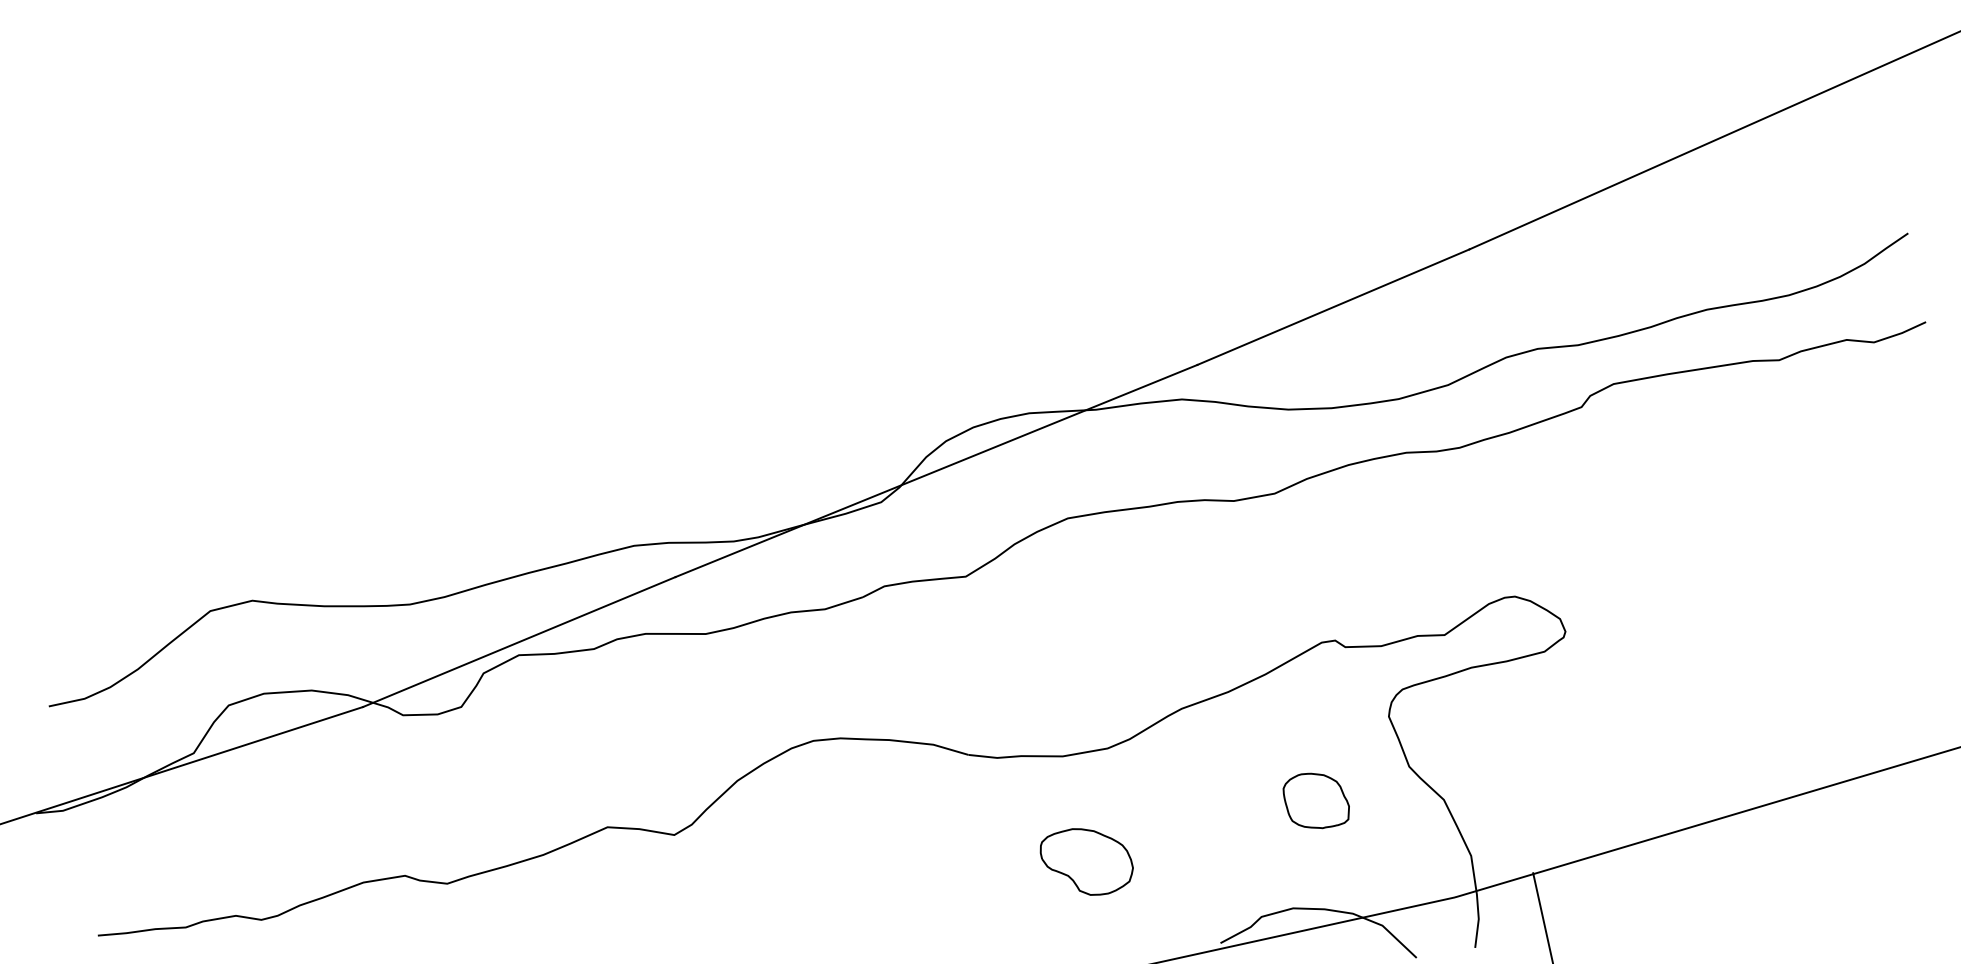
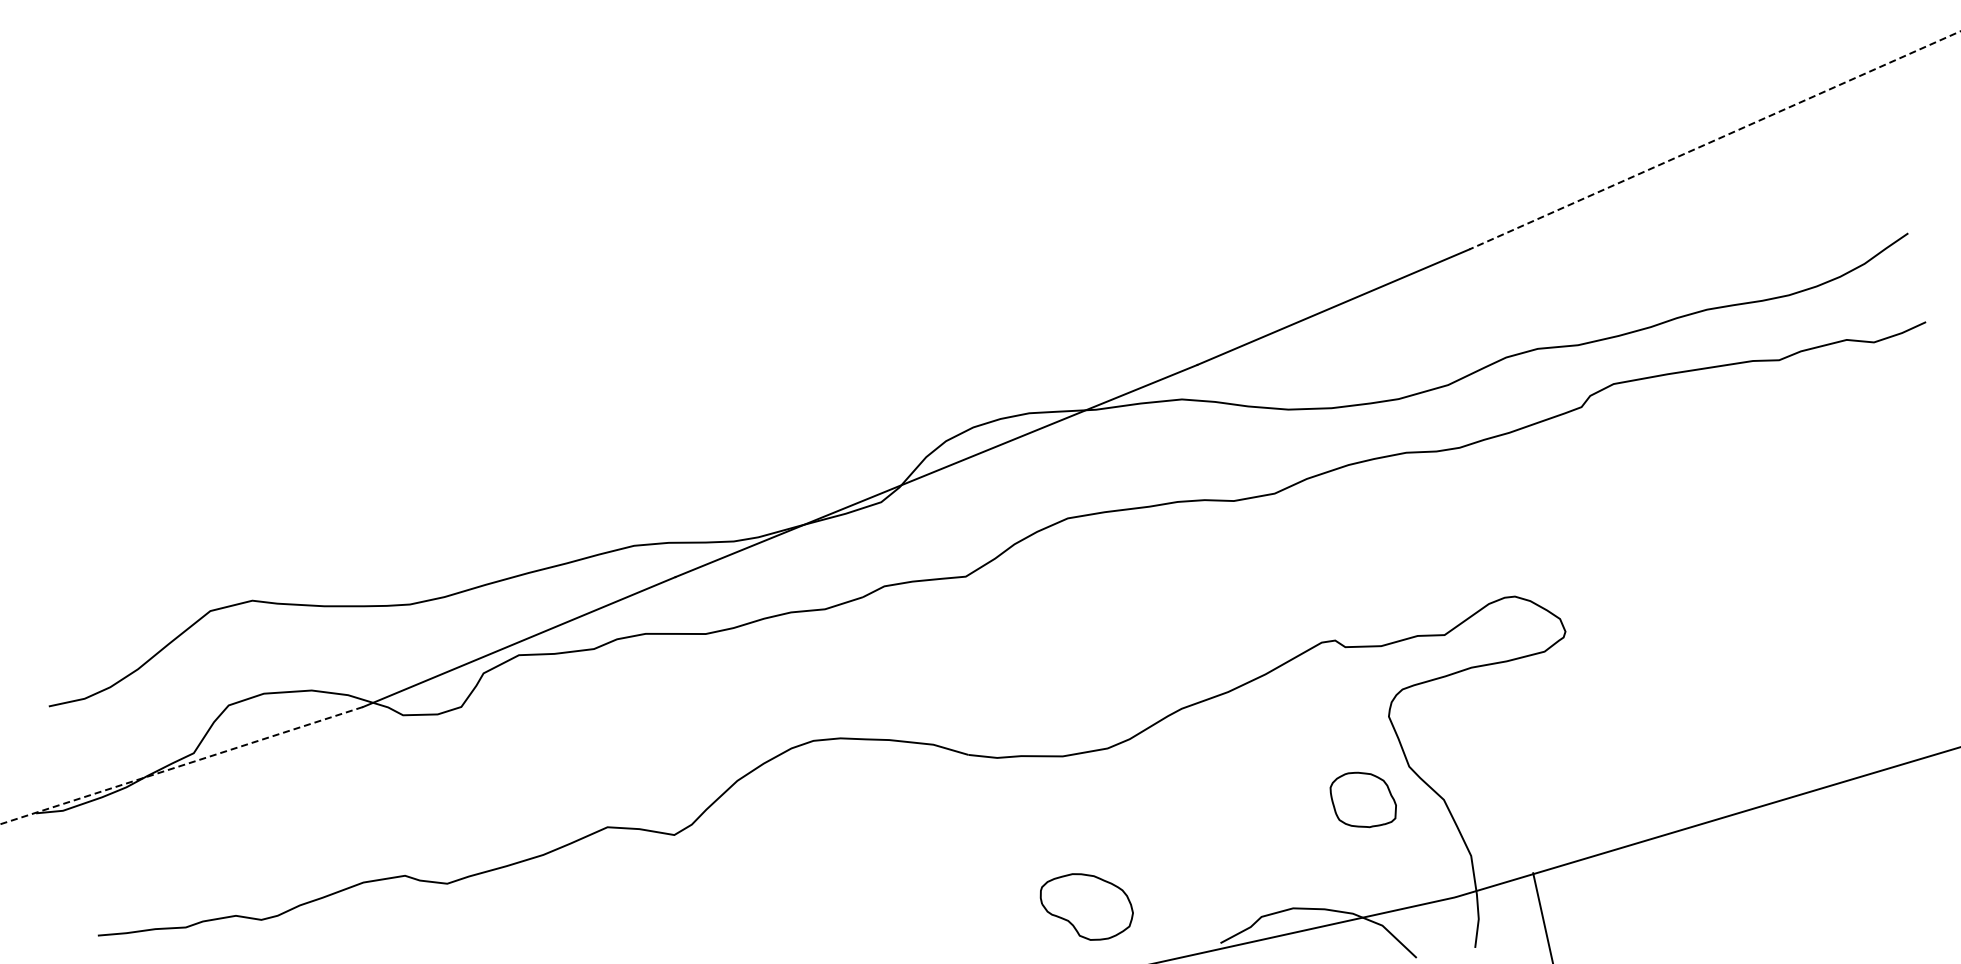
line: solid -> dashed (1715, 140)
line: solid -> dashed (181, 765)
part position: (1315, 800) -> (1362, 799) (1362, 799)
part position: (1086, 861) -> (1086, 906) (1086, 906)
